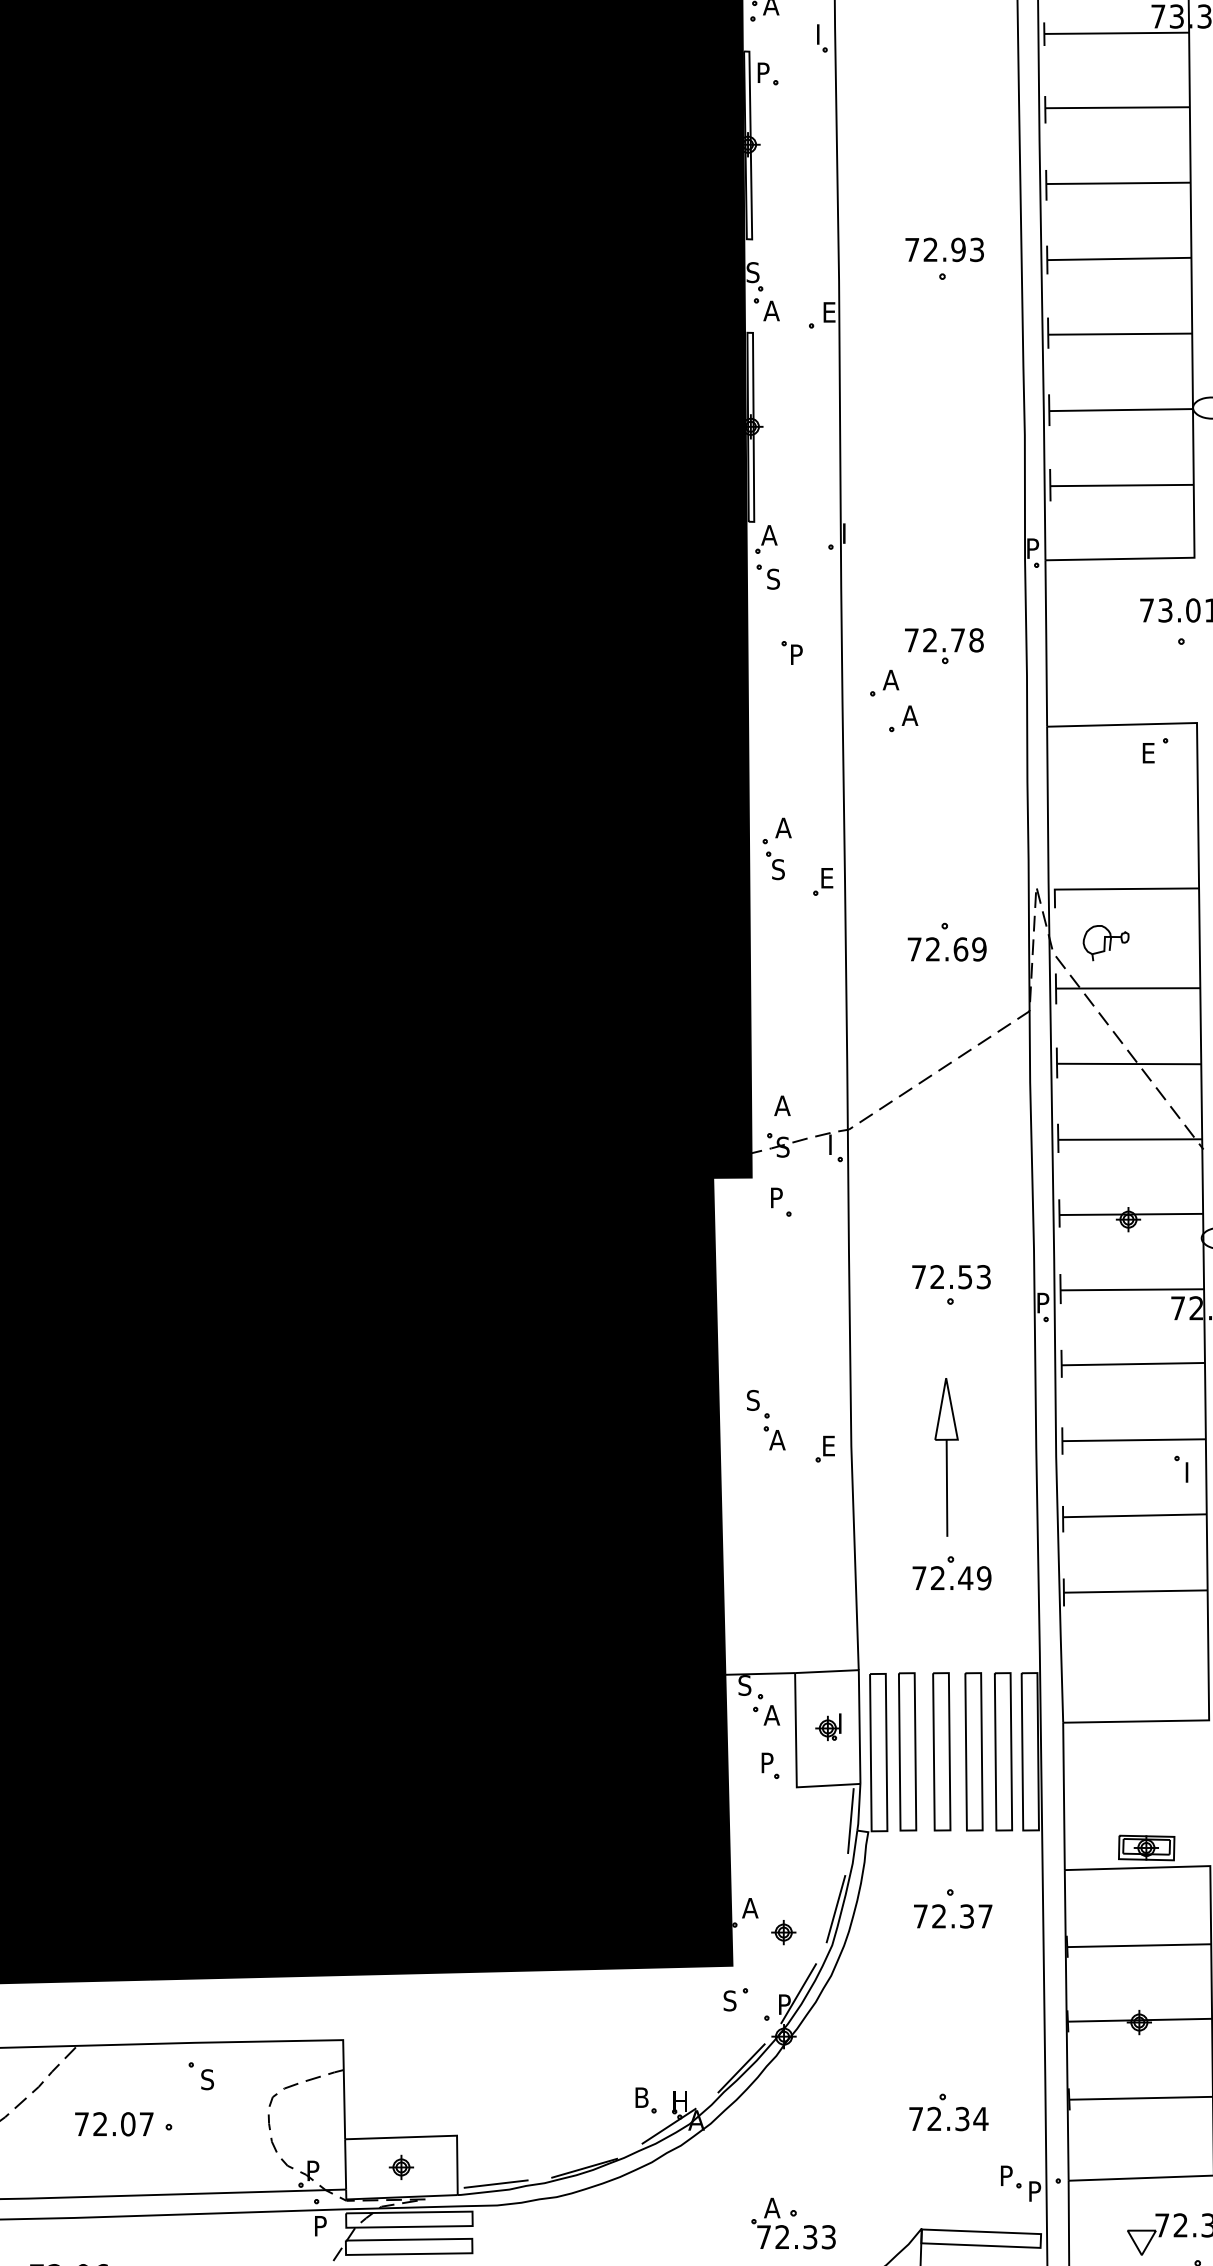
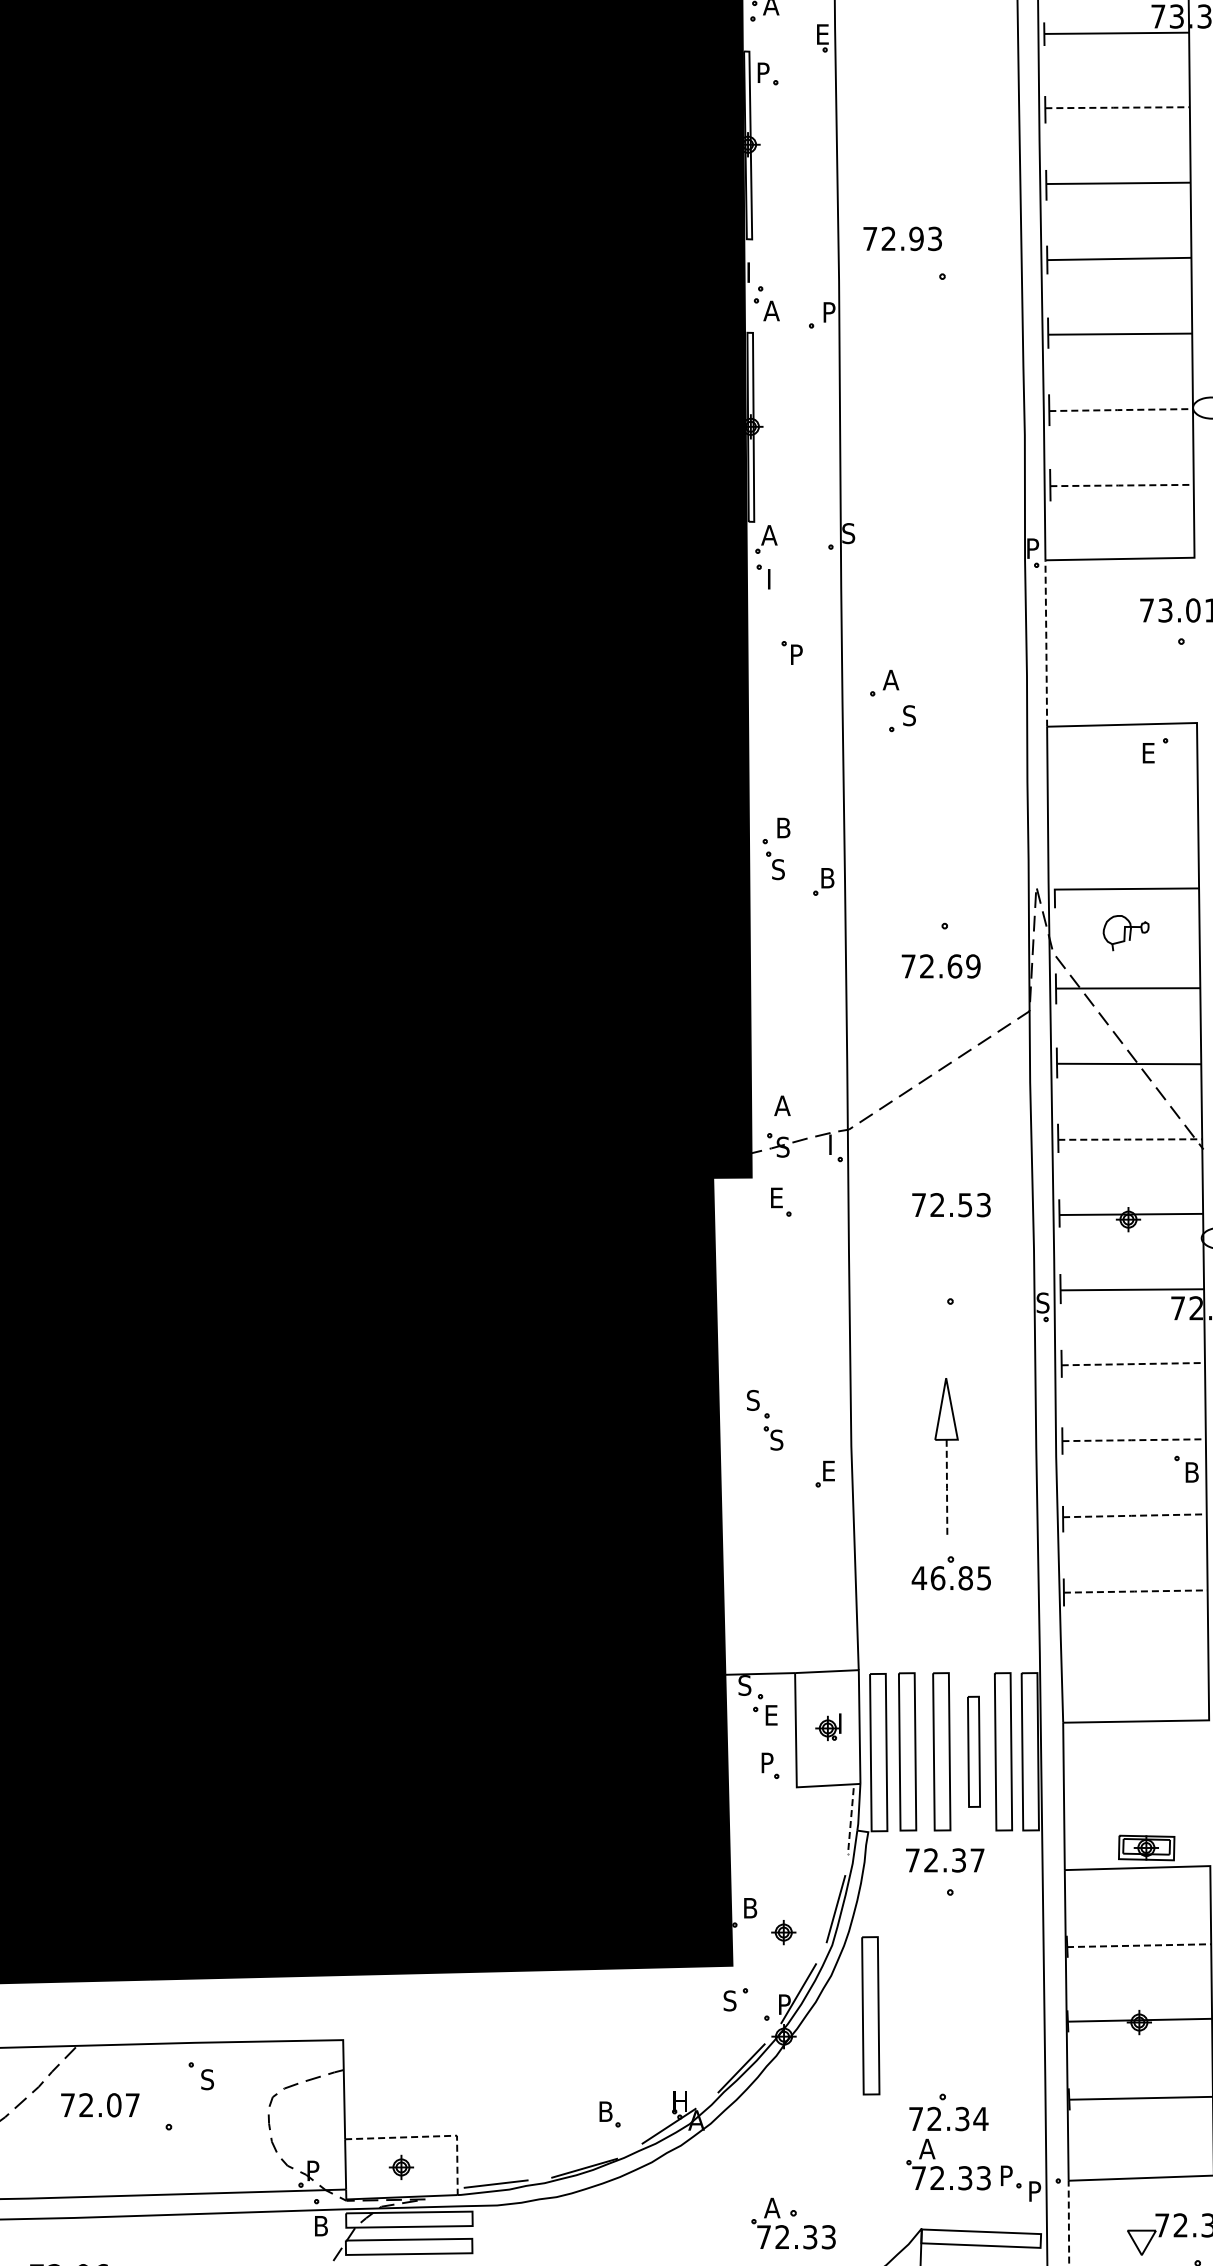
text: I -> E (823, 34)
line: solid -> dashed (1117, 107)
text position: (944, 249) -> (902, 238) (902, 238)
text: S -> I (752, 272)
text: E -> P (830, 312)
line: solid -> dashed (1120, 410)
line: solid -> dashed (1121, 485)
text: I -> S (848, 533)
text: S -> I (773, 578)
line: solid -> dashed (1046, 643)
part: present -> none (944, 646)
text: A -> S (909, 715)
text: A -> B (783, 827)
text: E -> B (831, 878)
part position: (1105, 943) -> (1125, 933) (1125, 933)
text position: (946, 949) -> (940, 966) (940, 966)
line: solid -> dashed (1129, 1139)
text: P -> E (777, 1197)
text position: (951, 1277) -> (951, 1205) (951, 1205)
text: P -> S (1042, 1302)
line: solid -> dashed (1133, 1364)
text: A -> S (777, 1439)
line: solid -> dashed (1134, 1440)
part position: (824, 1448) -> (824, 1473) (824, 1473)
text: I -> B (1193, 1472)
line: solid -> dashed (947, 1488)
line: solid -> dashed (1134, 1515)
text: 72.49 -> 46.85 (951, 1578)
line: solid -> dashed (1135, 1591)
text: A -> E (771, 1715)
part size: 20x160 px -> 14x113 px (973, 1751)
line: solid -> dashed (850, 1821)
text: A -> B (750, 1908)
text position: (953, 1916) -> (945, 1860) (945, 1860)
line: solid -> dashed (1139, 1945)
part: none -> present (870, 2015)
part position: (645, 2100) -> (609, 2114) (609, 2114)
text position: (114, 2124) -> (100, 2105) (100, 2105)
line: solid -> dashed (432, 2136)
part: none -> present (942, 2168)
line: solid -> dashed (1068, 2222)
text: P -> B (322, 2226)
